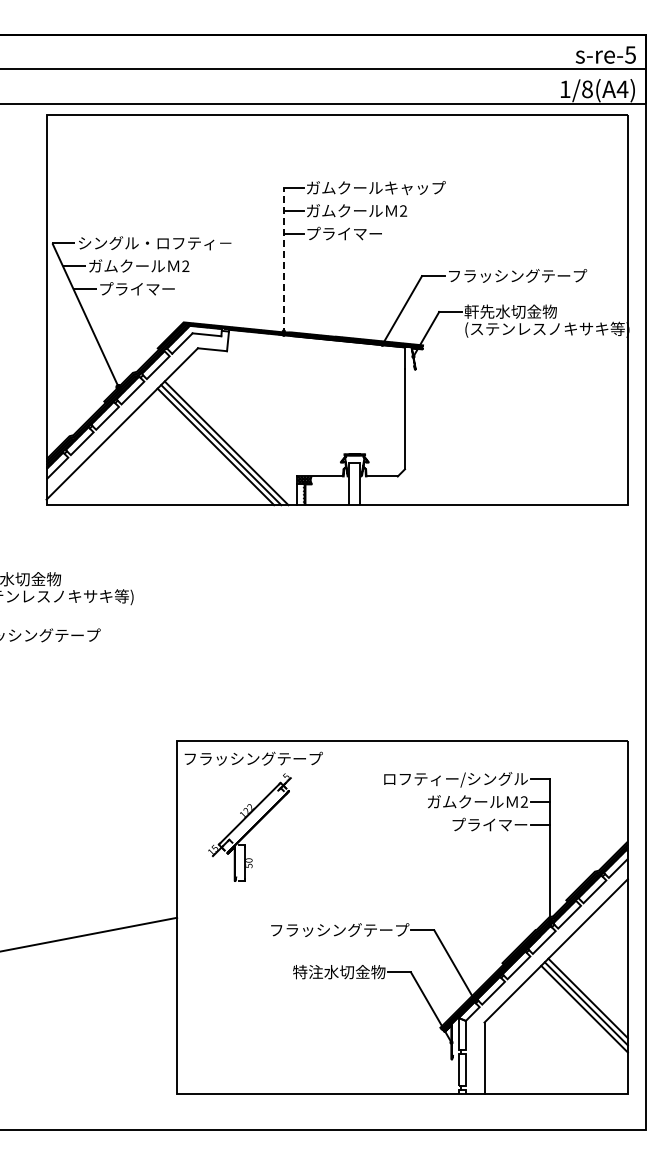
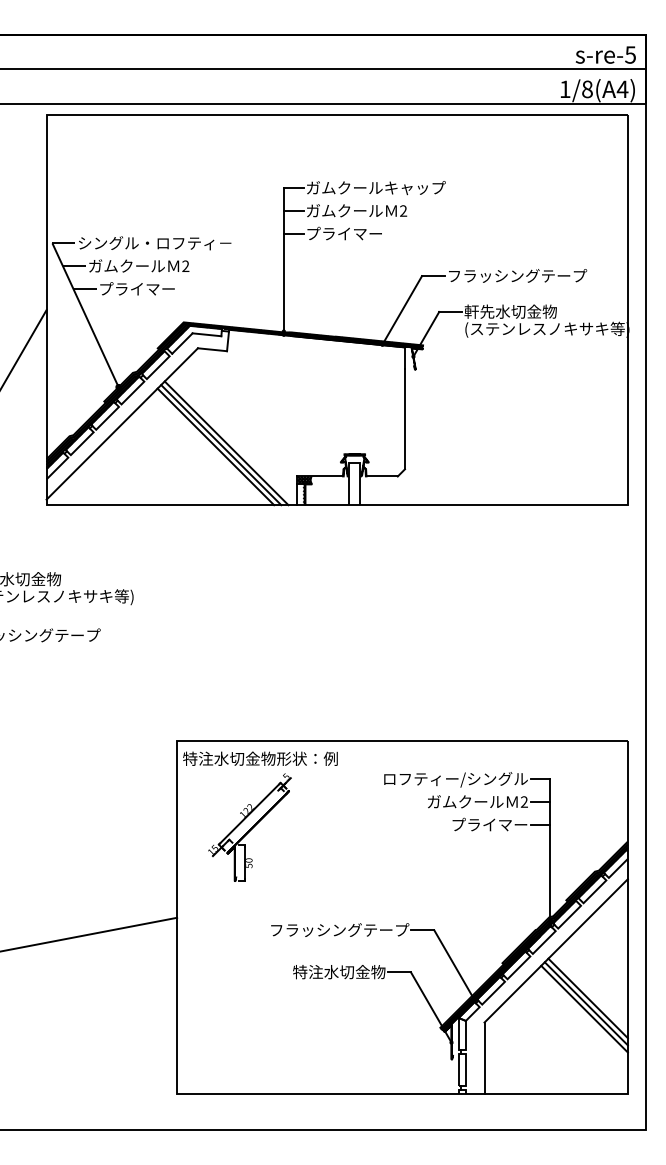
line: dashed -> solid (283, 260)
line: none -> present (24, 348)
text: フラッシングテープ -> 特注水切金物形状：例 (260, 758)
